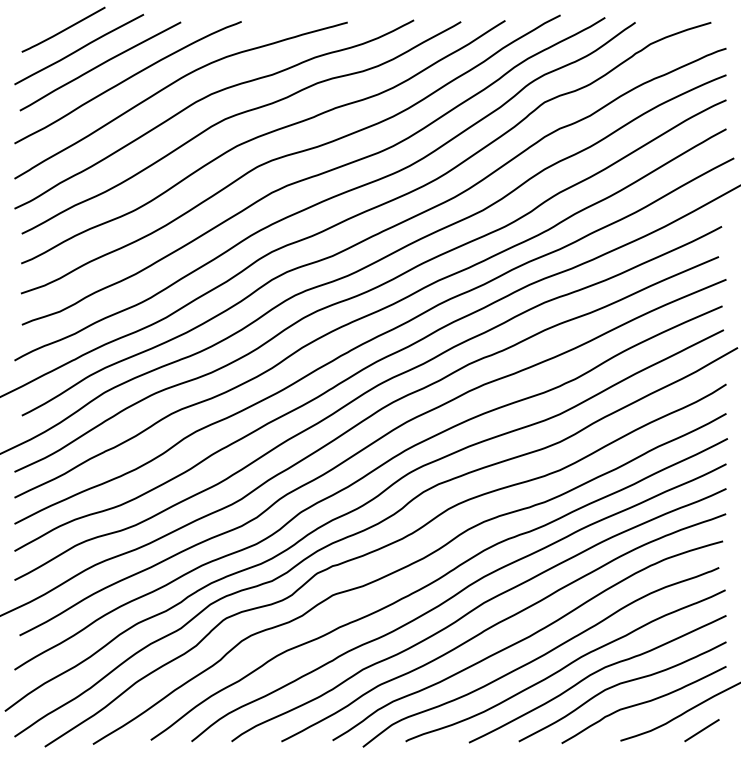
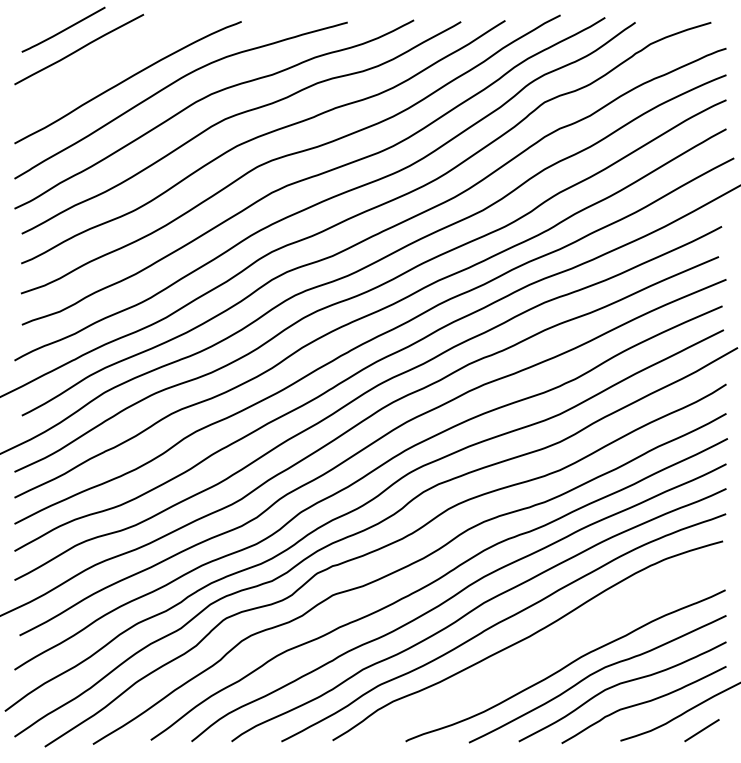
curve: present -> none (100, 65)
curve: present -> none (540, 657)
